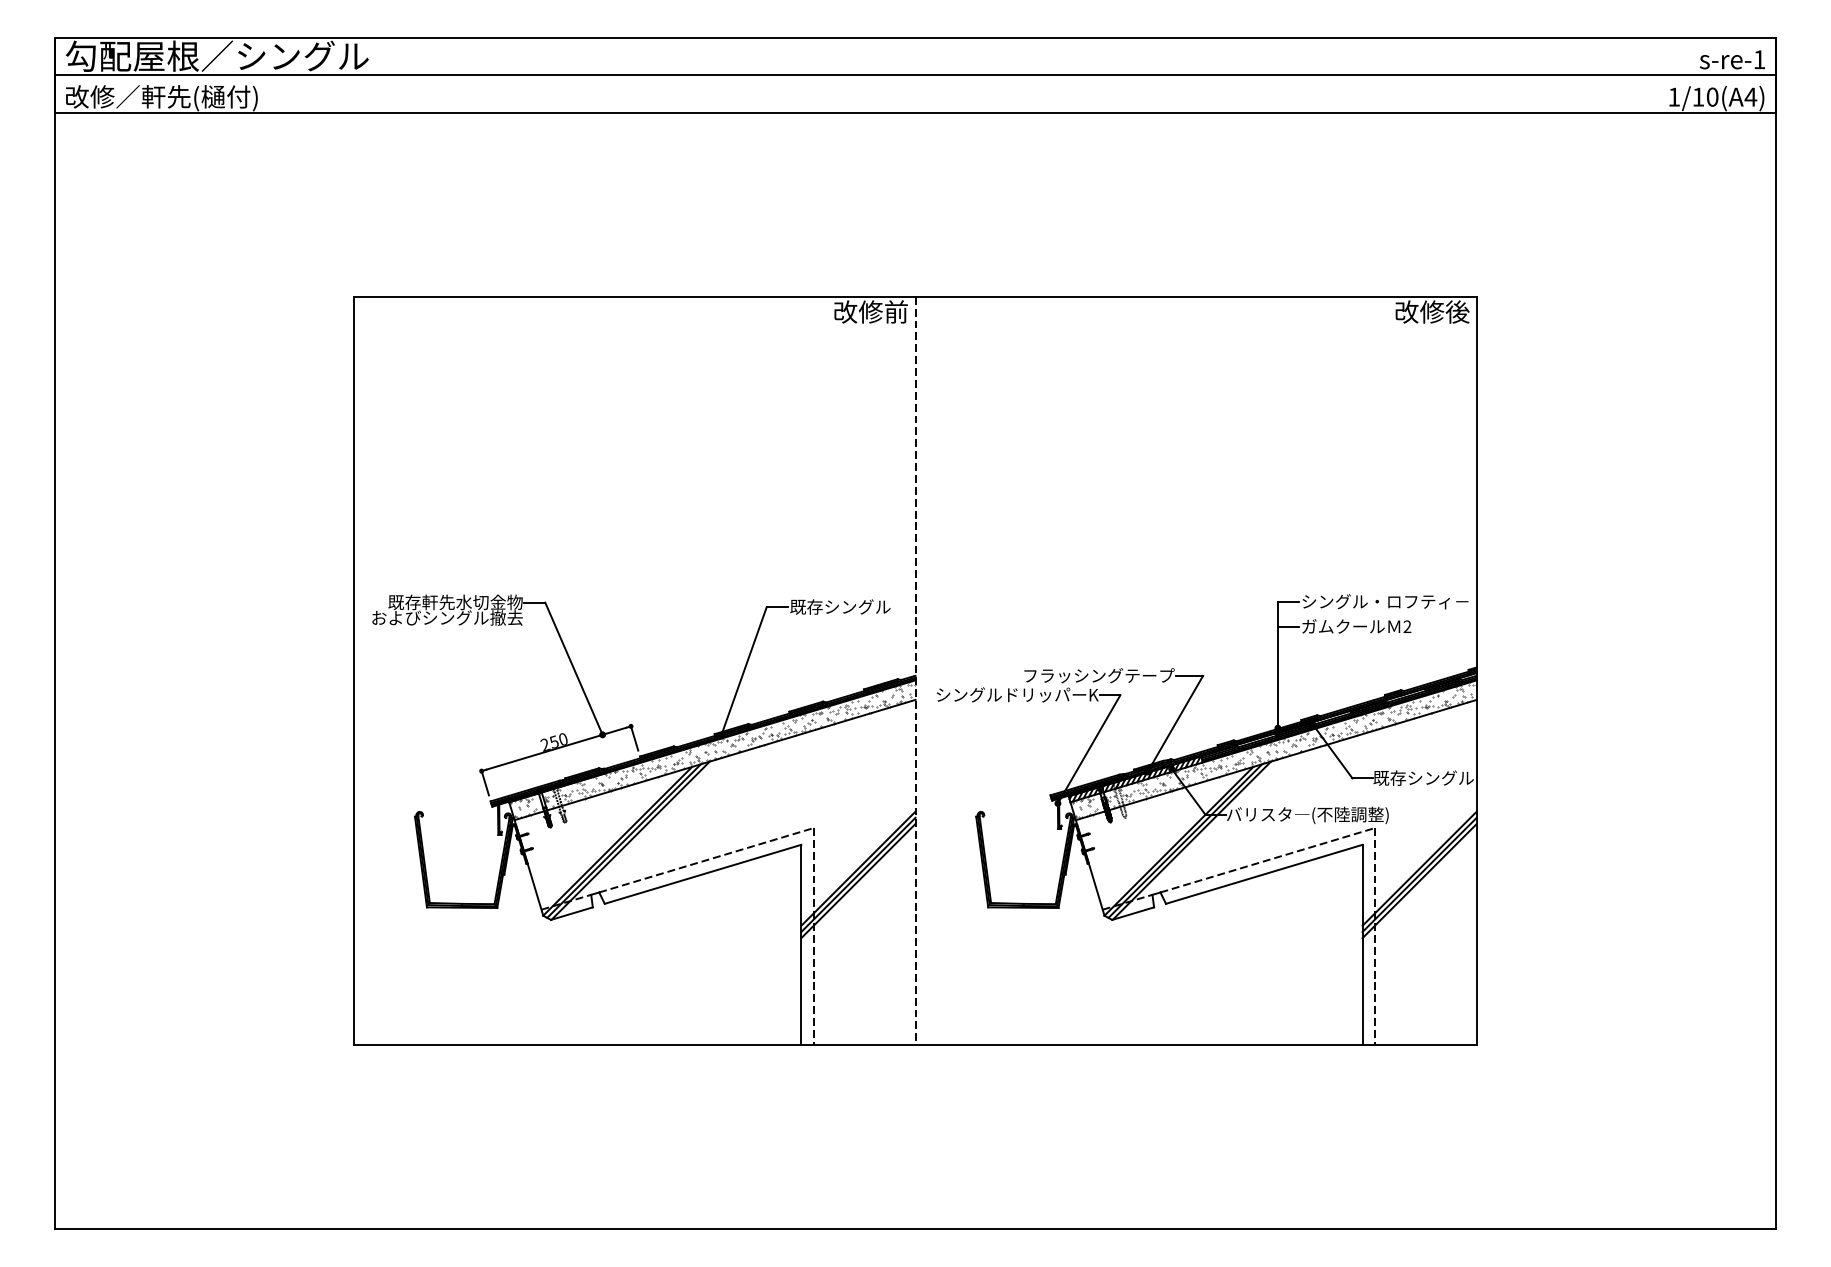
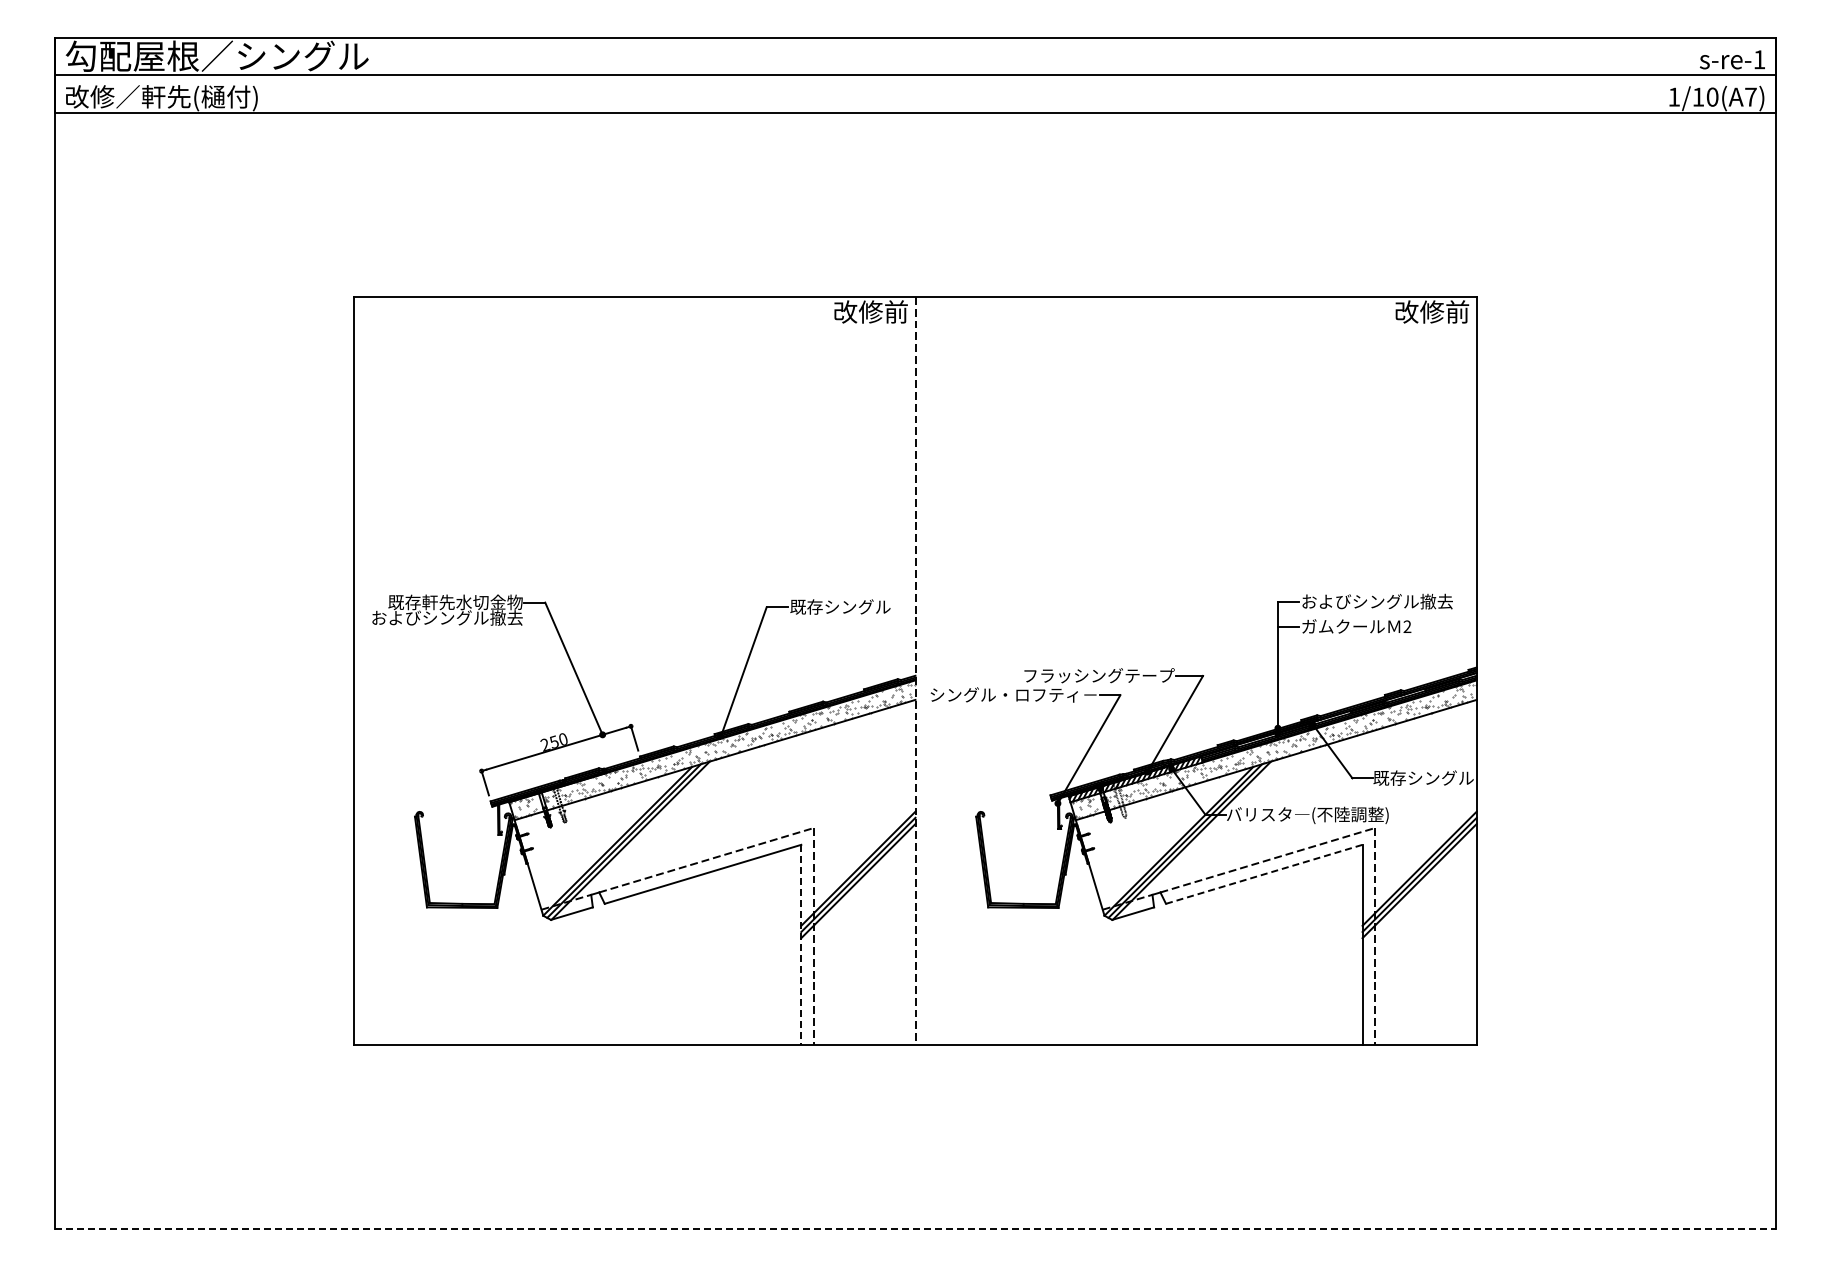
text: 1/10(A4) -> 1/10(A7) (1750, 96)
text: 改修後 -> 改修前 (1457, 311)
text: シングル・ロフティ－ -> およびシングル撤去 (1385, 601)
text: シングルドリッパーK -> シングル・ロフティ－ (1014, 694)
line: solid -> dashed (1264, 874)
line: solid -> dashed (801, 945)
line: solid -> dashed (915, 1229)
